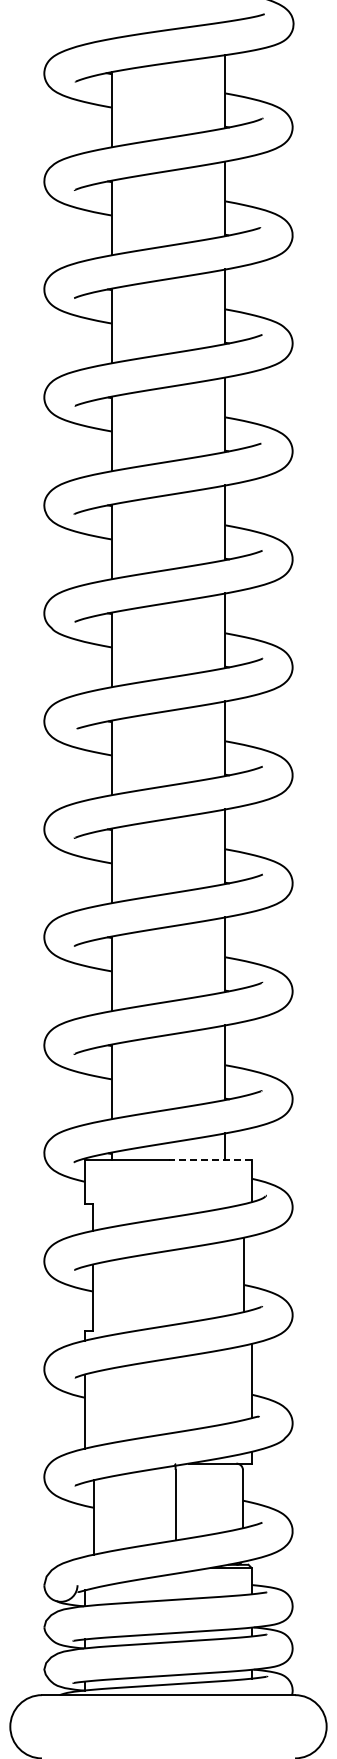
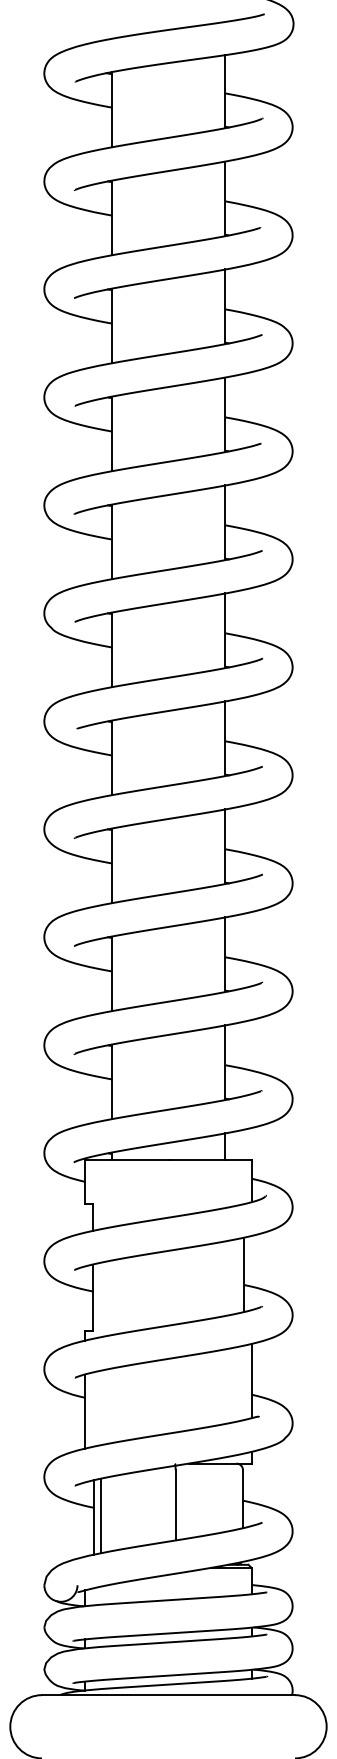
line: dashed -> solid (210, 1159)
line: none -> present (101, 1515)
